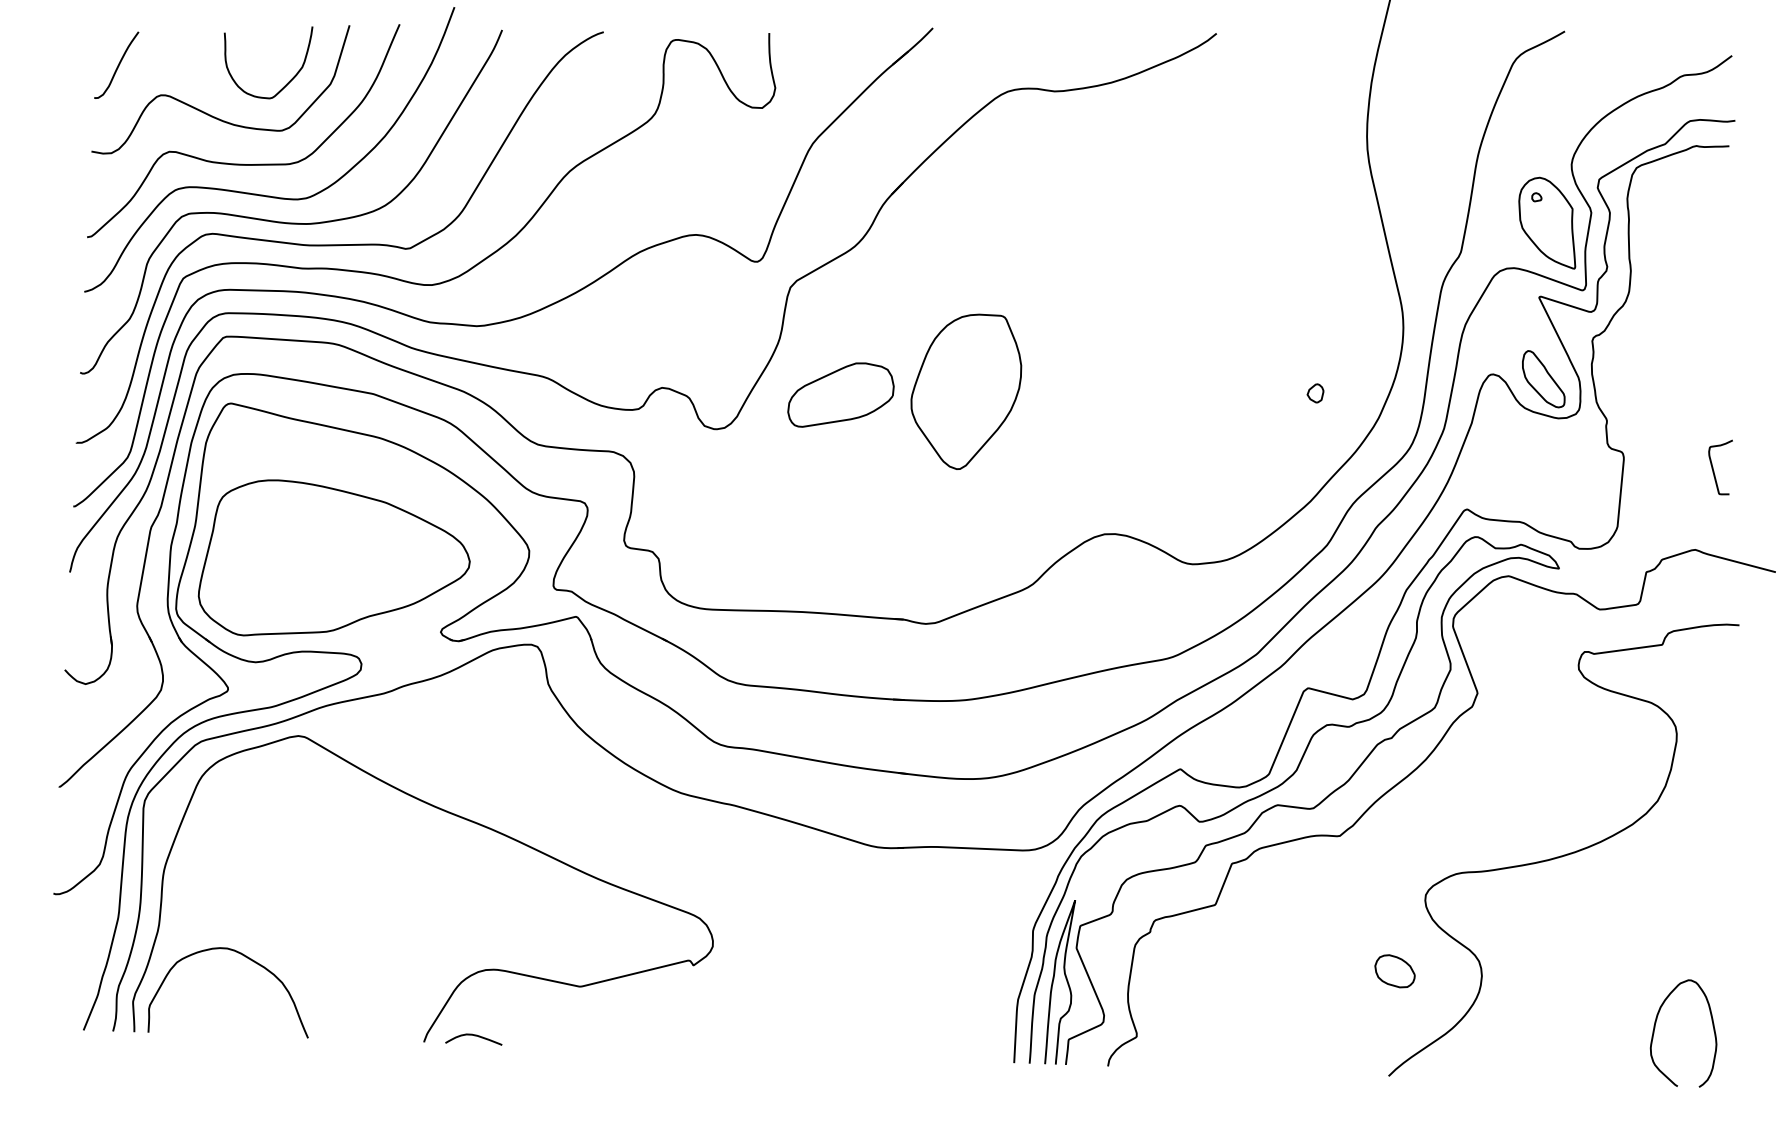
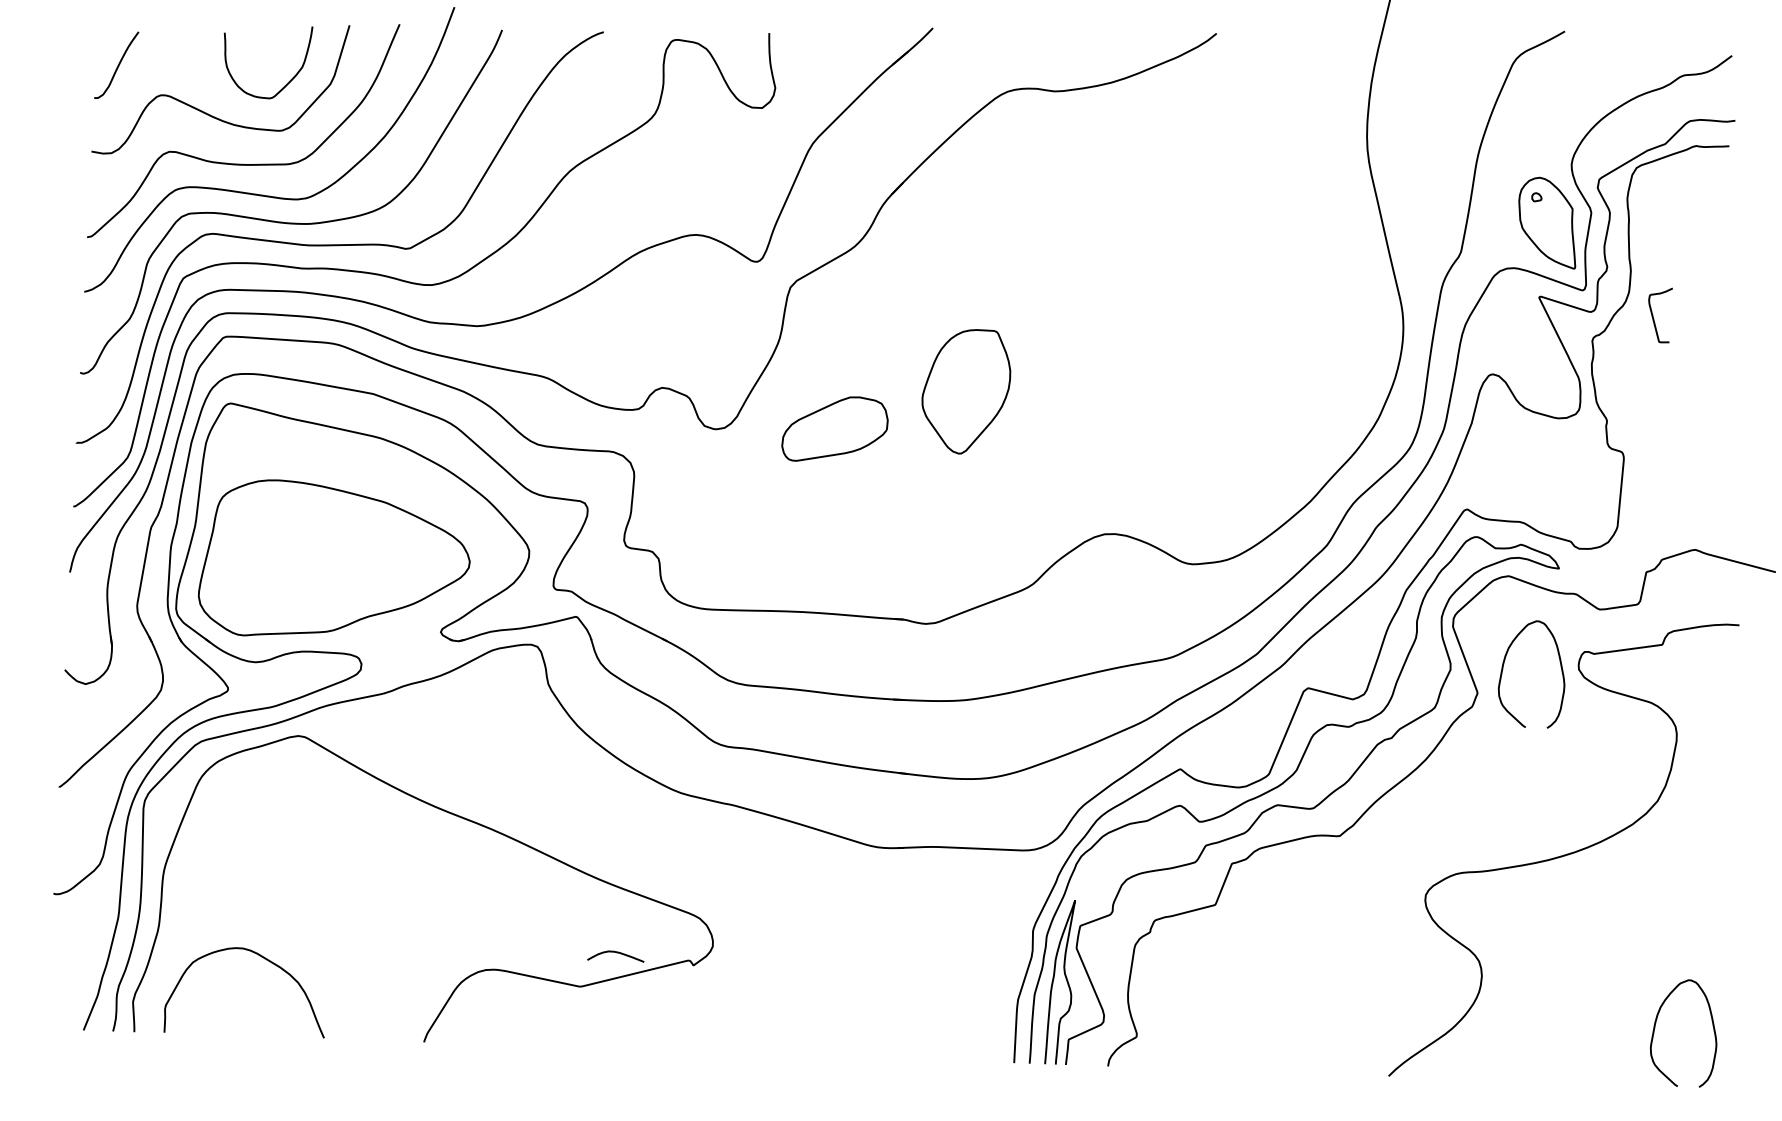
part: present -> none (1543, 379)
part size: 113x157 px -> 91x126 px (966, 391)
part: present -> none (1315, 393)
part position: (840, 394) -> (834, 428) (834, 428)
curve position: (1714, 470) -> (1654, 318) (1654, 318)
curve: none -> present (1503, 669)
curve position: (248, 959) -> (264, 959) (264, 959)
part: present -> none (1394, 971)
curve position: (474, 1036) -> (616, 953) (616, 953)
